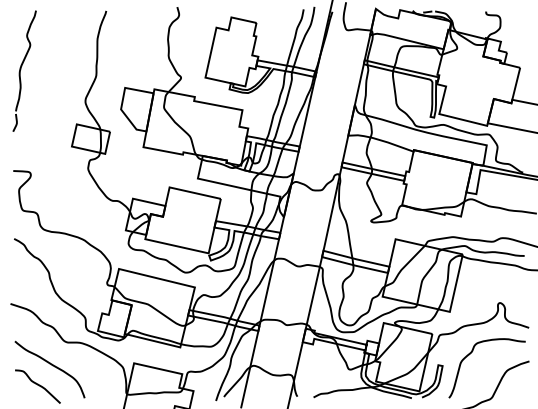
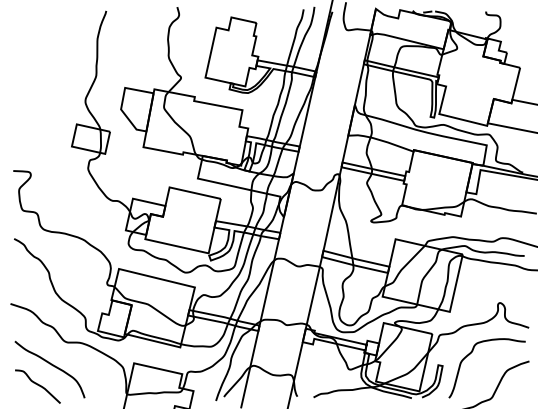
part: present -> none (24, 70)
